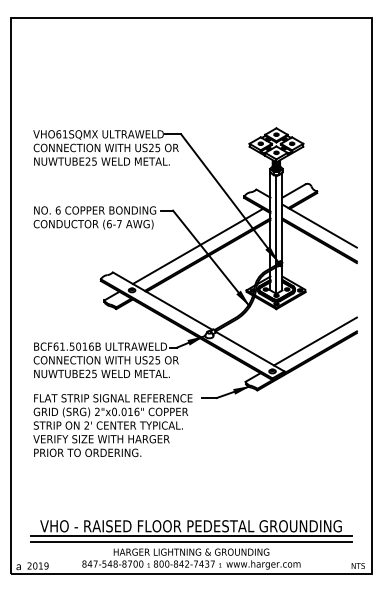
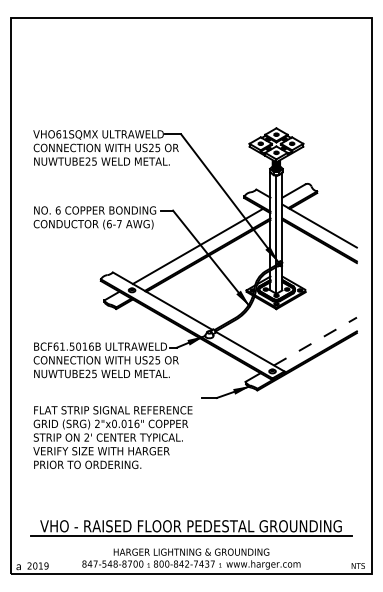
line: solid -> dashed (315, 341)
text position: (112, 425) -> (112, 437) (112, 437)
line: present -> none (191, 541)
